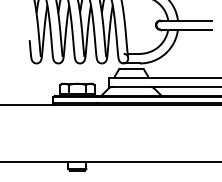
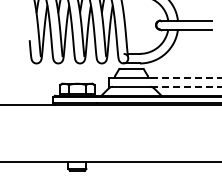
line: solid -> dashed (185, 77)
line: solid -> dashed (186, 86)
